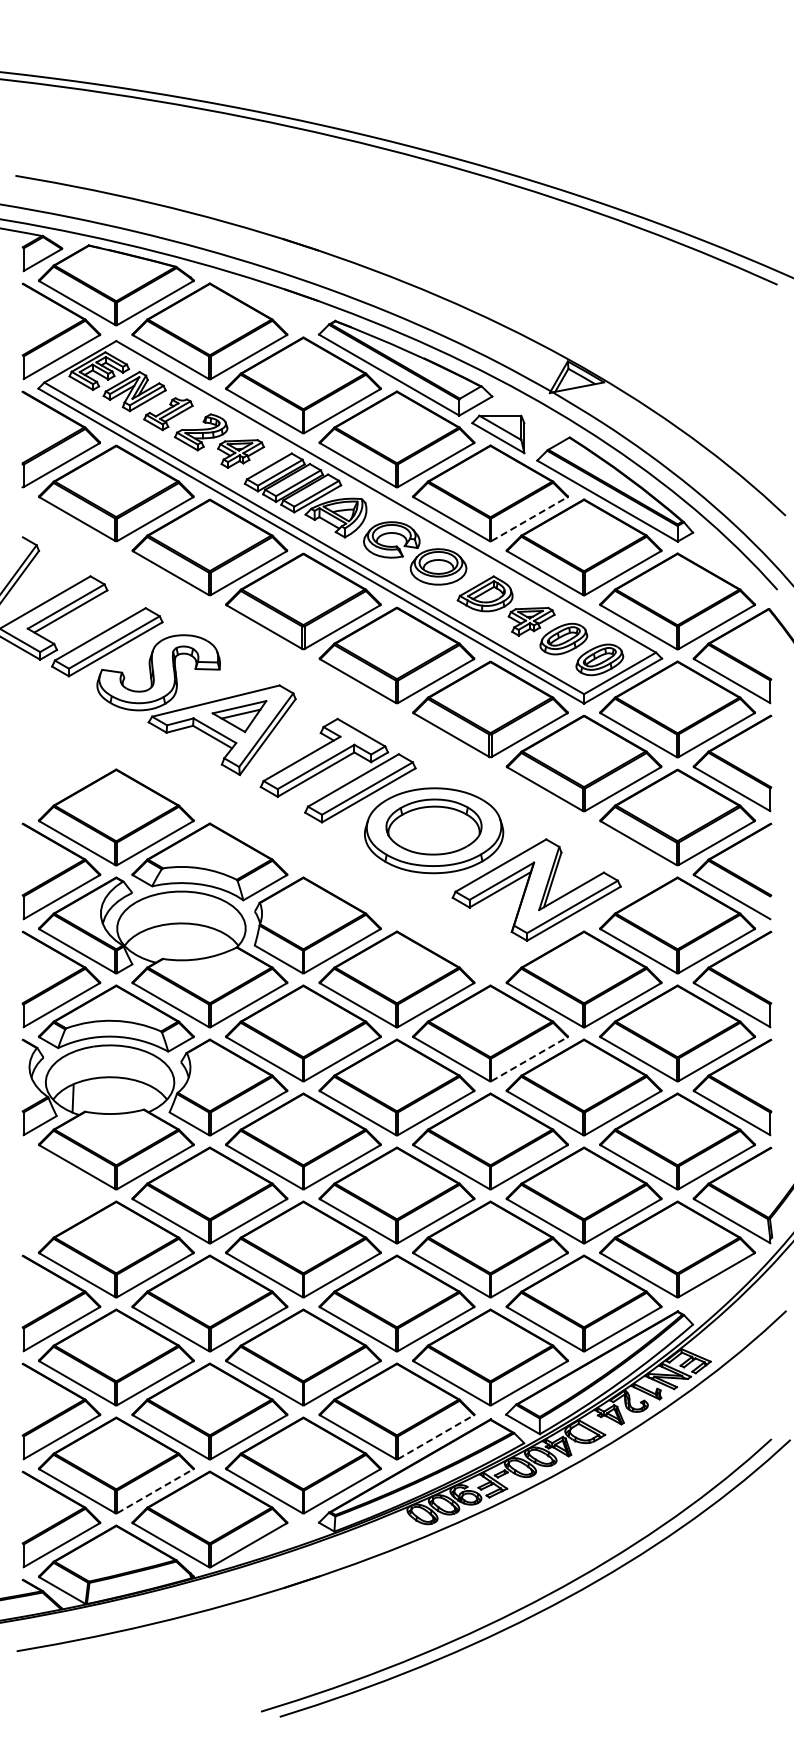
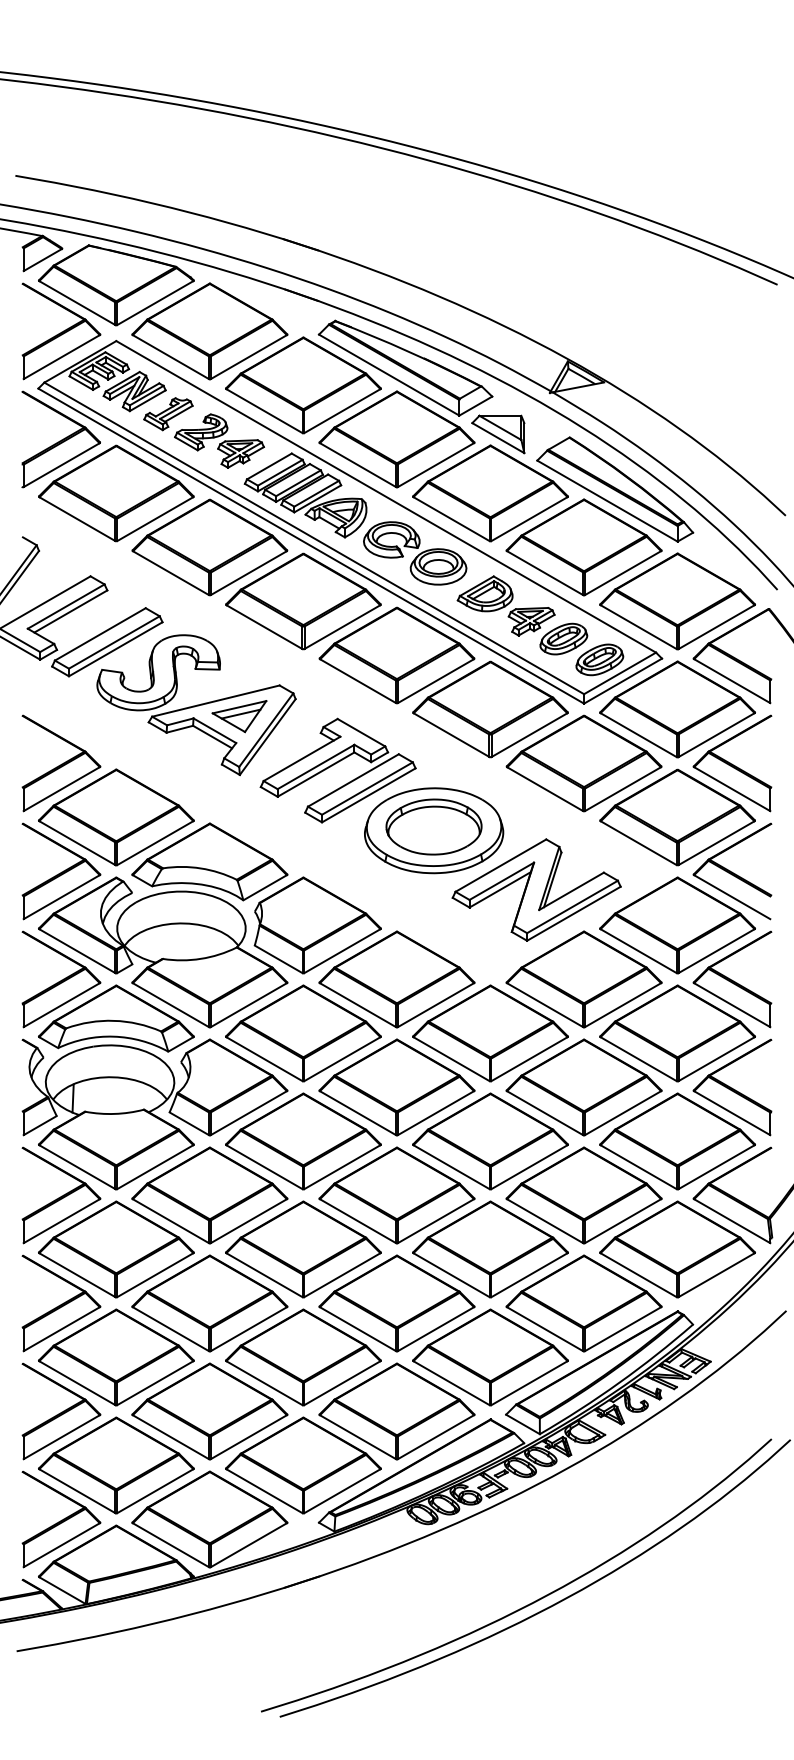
line: dashed -> solid (529, 519)
part: none -> present (61, 763)
line: dashed -> solid (529, 1059)
part: none -> present (61, 1195)
line: dashed -> solid (435, 1437)
line: dashed -> solid (155, 1491)
